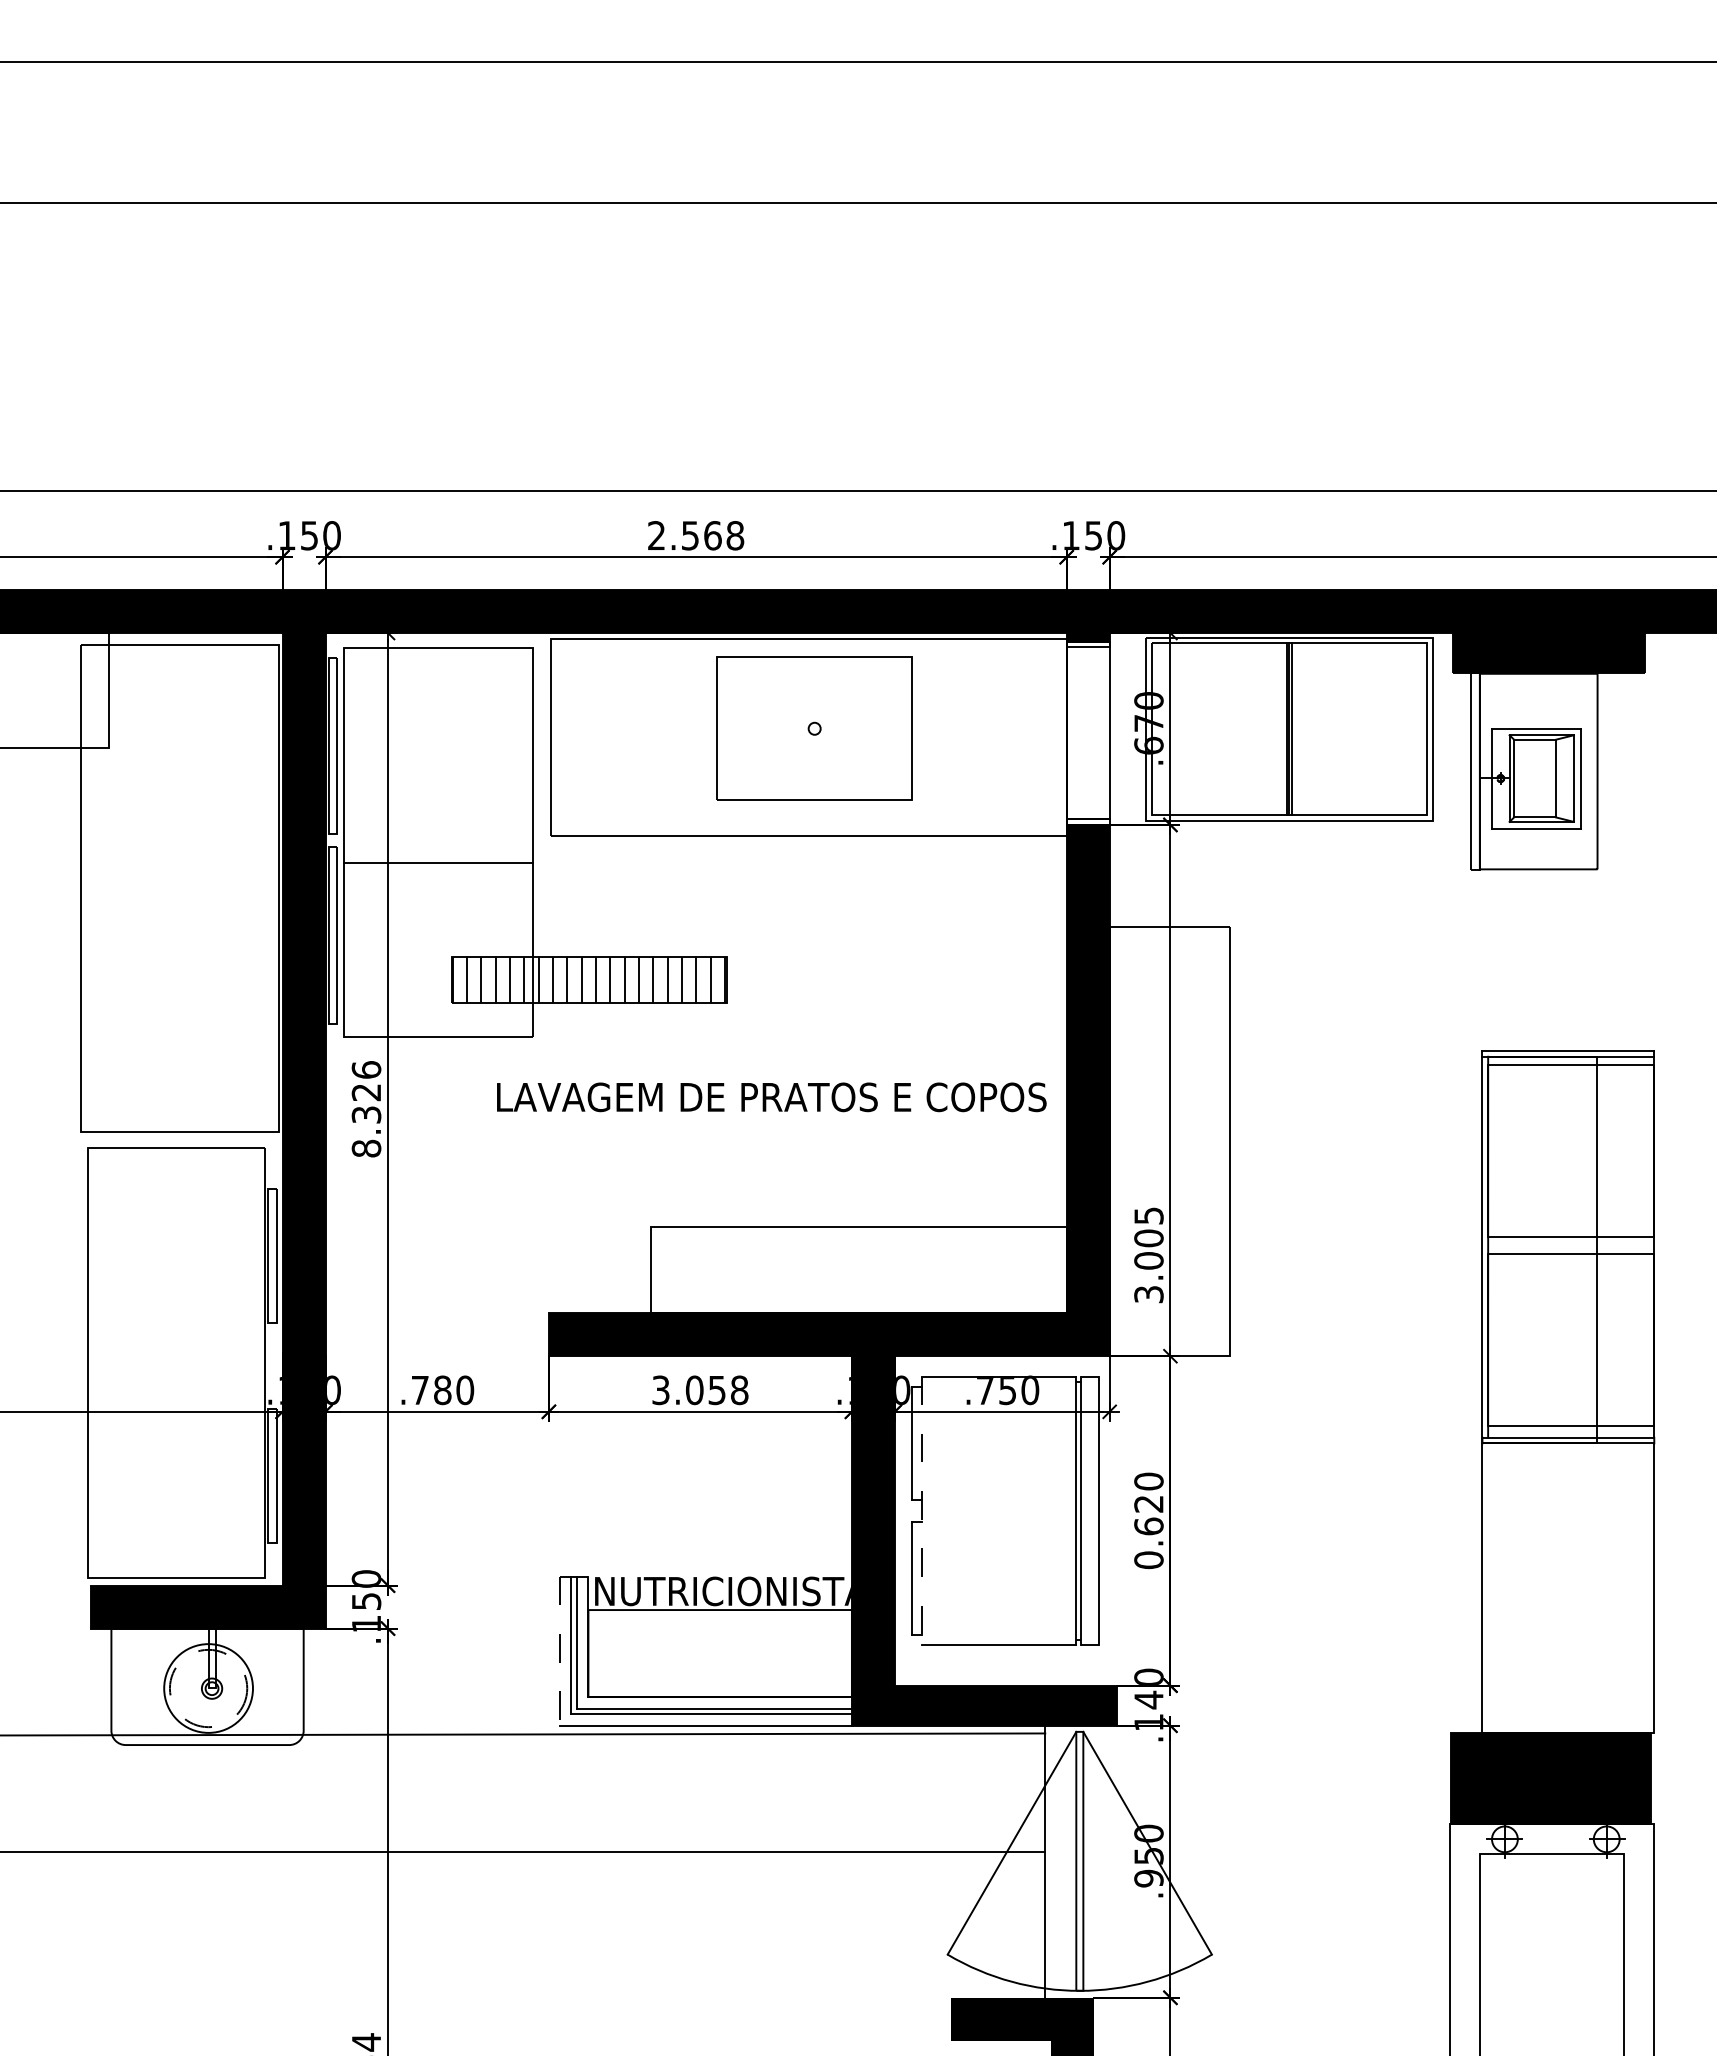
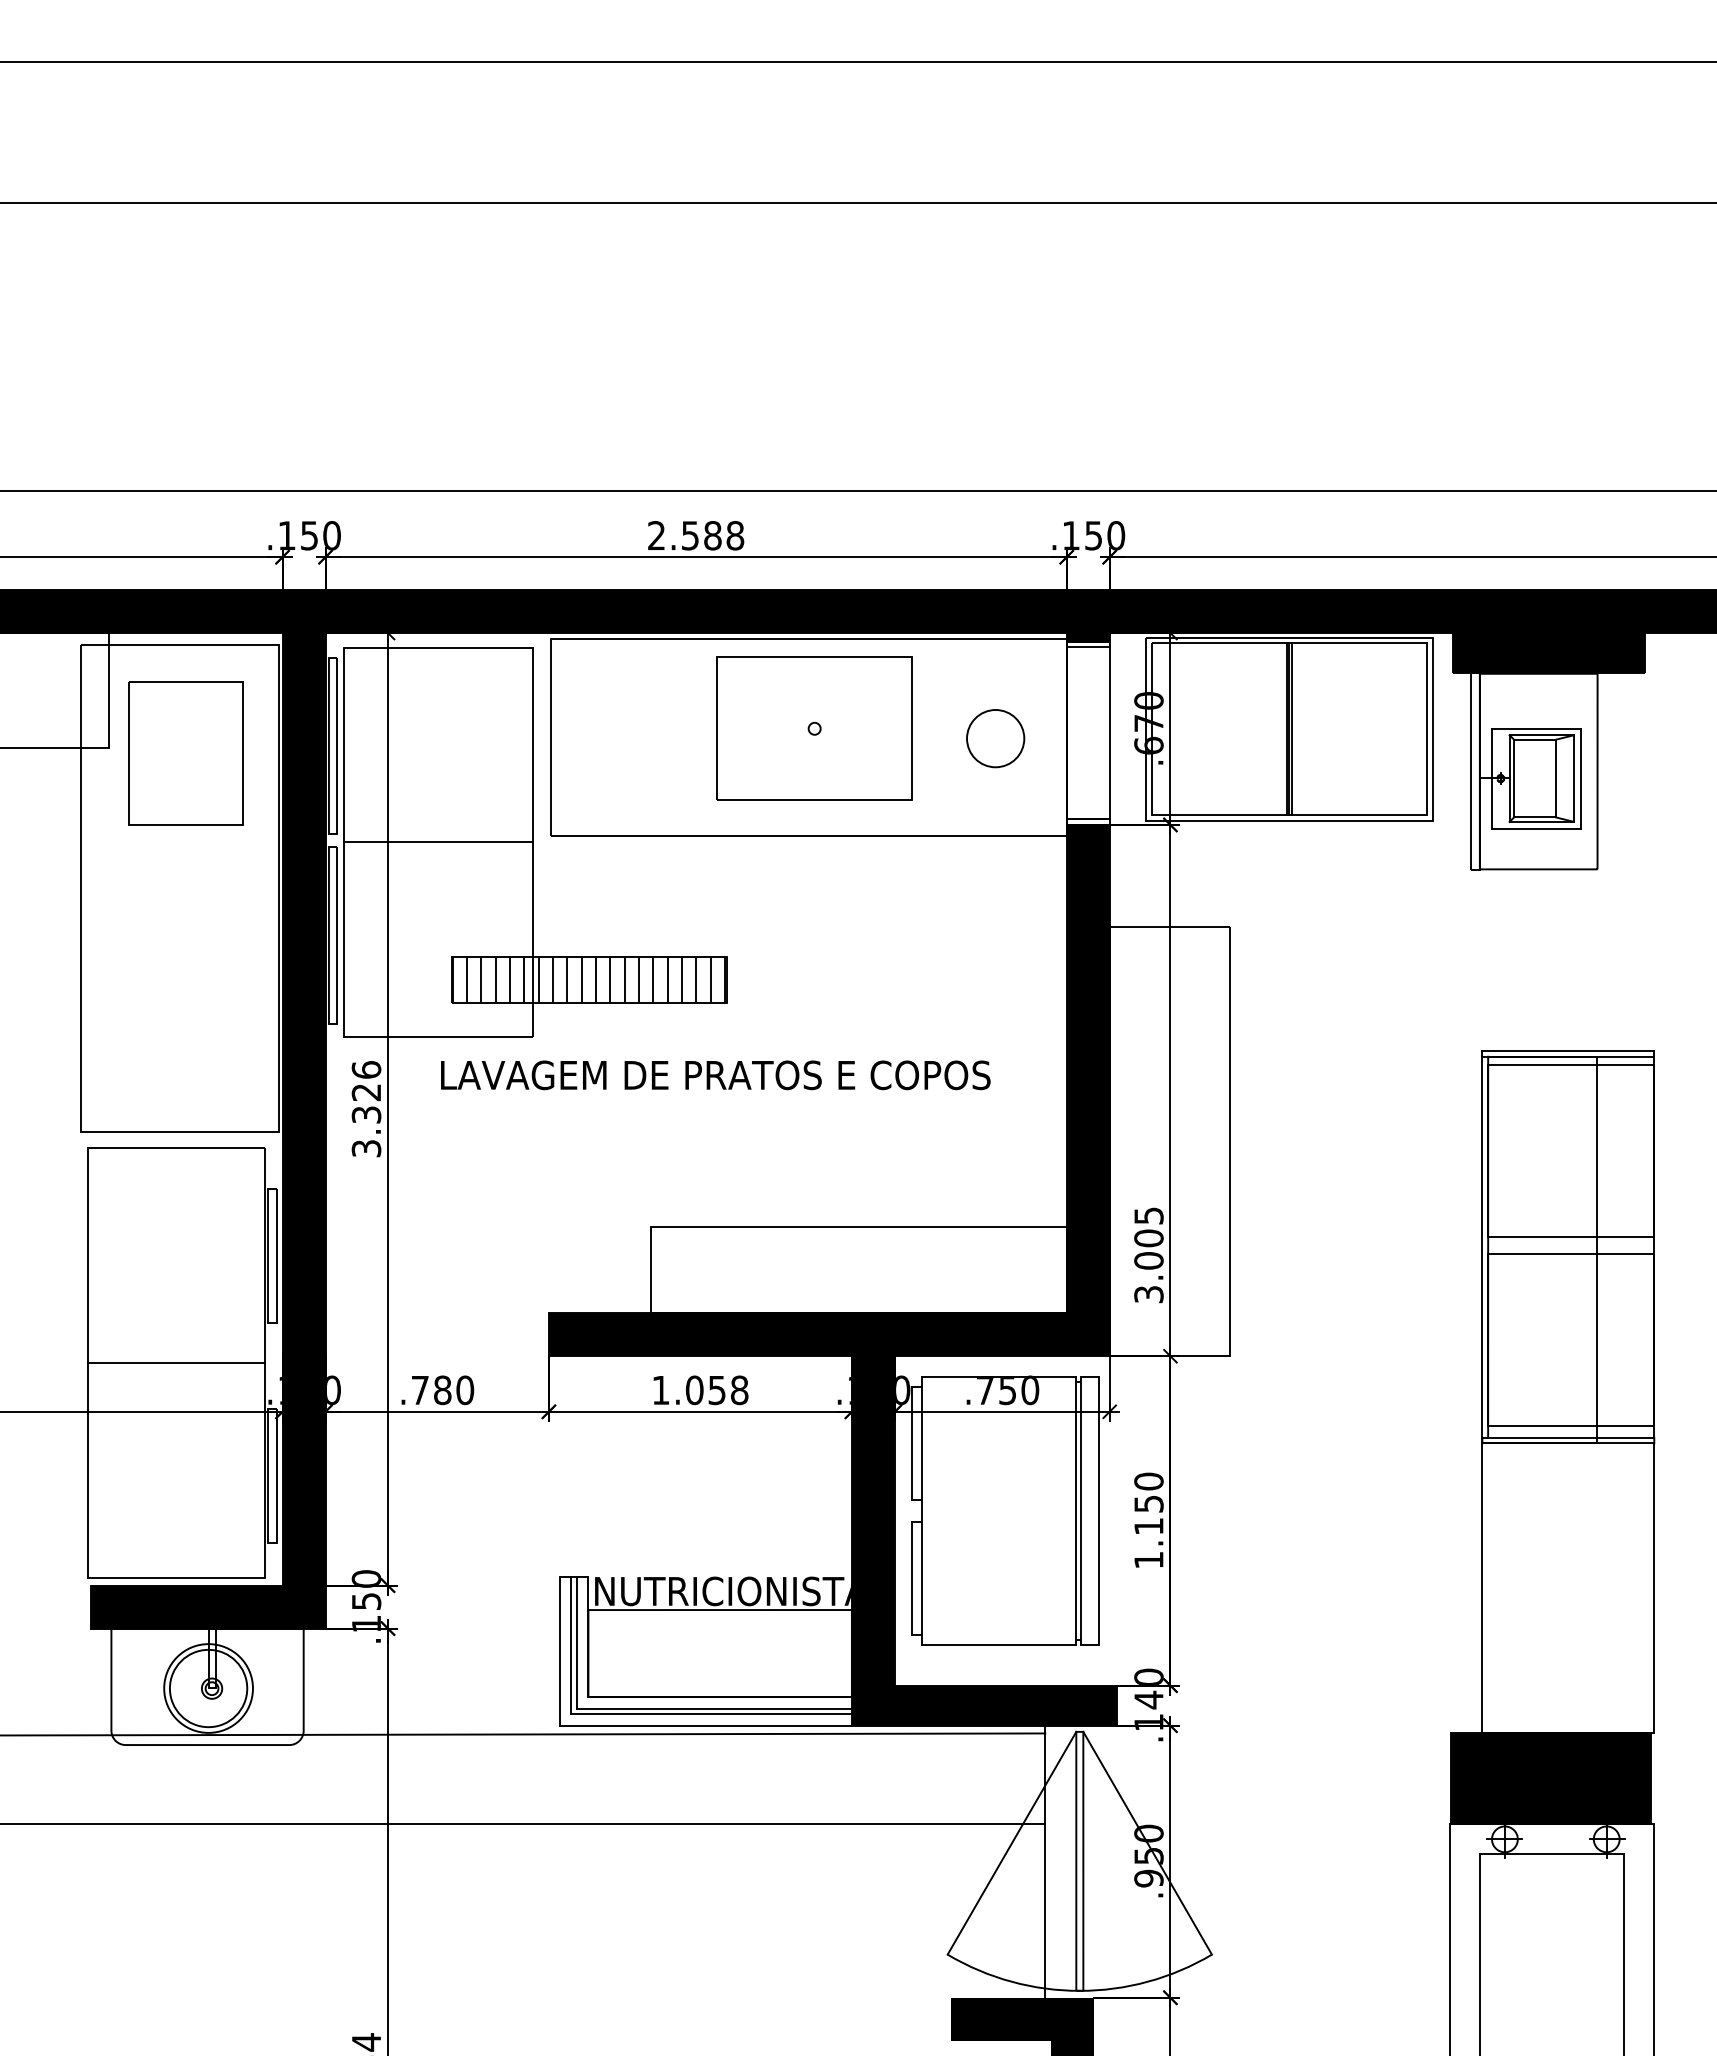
text: 2.568 -> 2.588 (712, 535)
circle: none -> present (995, 738)
part: none -> present (185, 753)
line position: (438, 863) -> (438, 842) (438, 842)
text position: (771, 1097) -> (715, 1075) (715, 1075)
text: 8.326 -> 3.326 (366, 1148)
line: none -> present (176, 1363)
text: 3.058 -> 1.058 (660, 1390)
line: dashed -> solid (922, 1511)
text: 0.620 -> 1.150 (1148, 1532)
line: dashed -> solid (559, 1651)
circle: dashed -> solid (208, 1688)
line position: (523, 1852) -> (523, 1824) (523, 1824)
